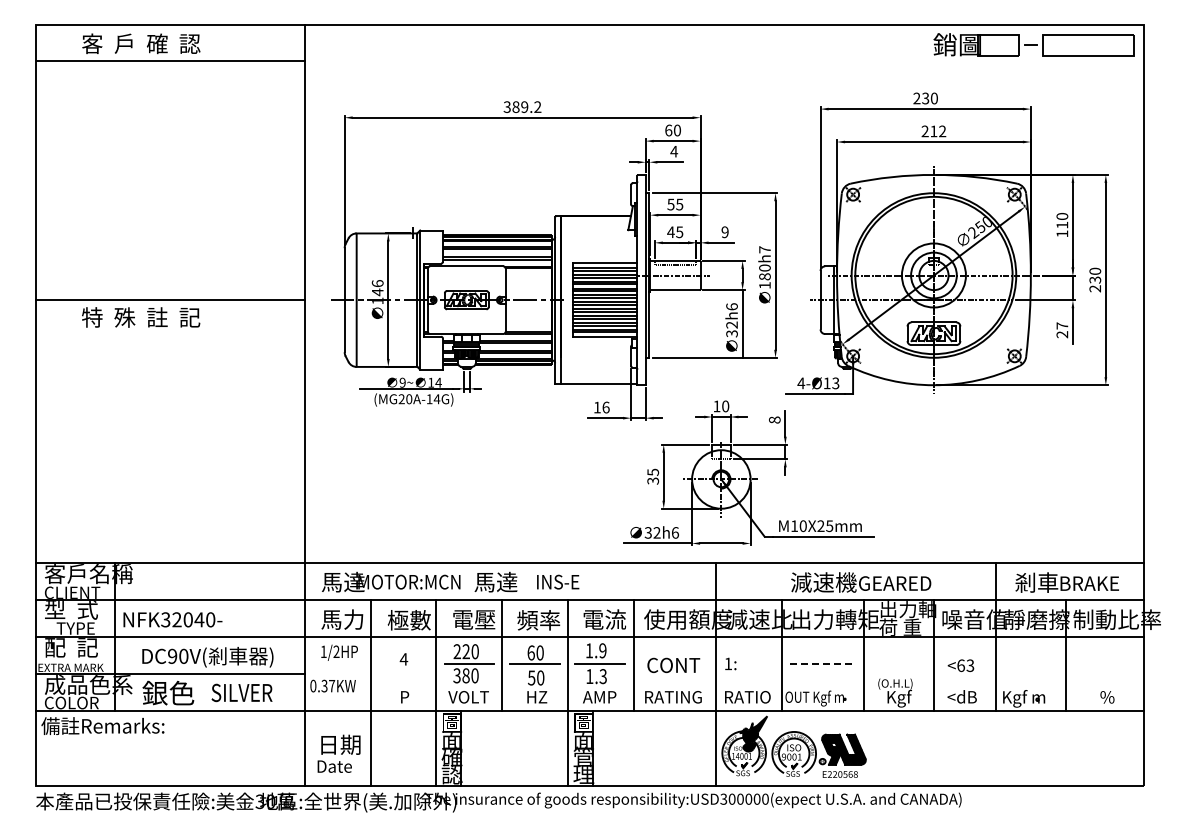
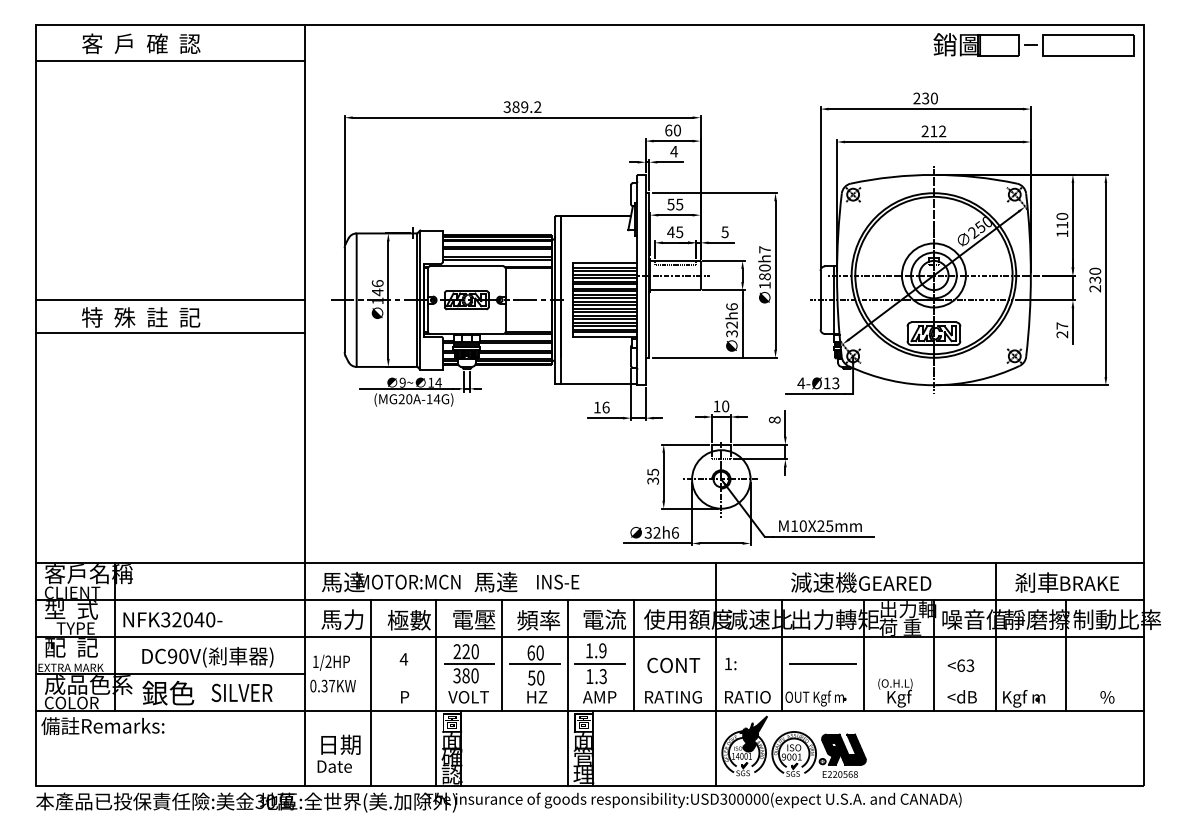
text: 9 -> 5 (724, 231)
line: none -> present (169, 333)
text position: (339, 652) -> (331, 662) (331, 662)
line: dashed -> solid (823, 664)
